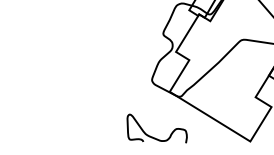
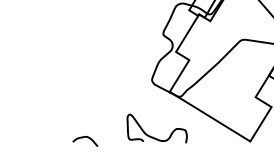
curve: none -> present (85, 137)
